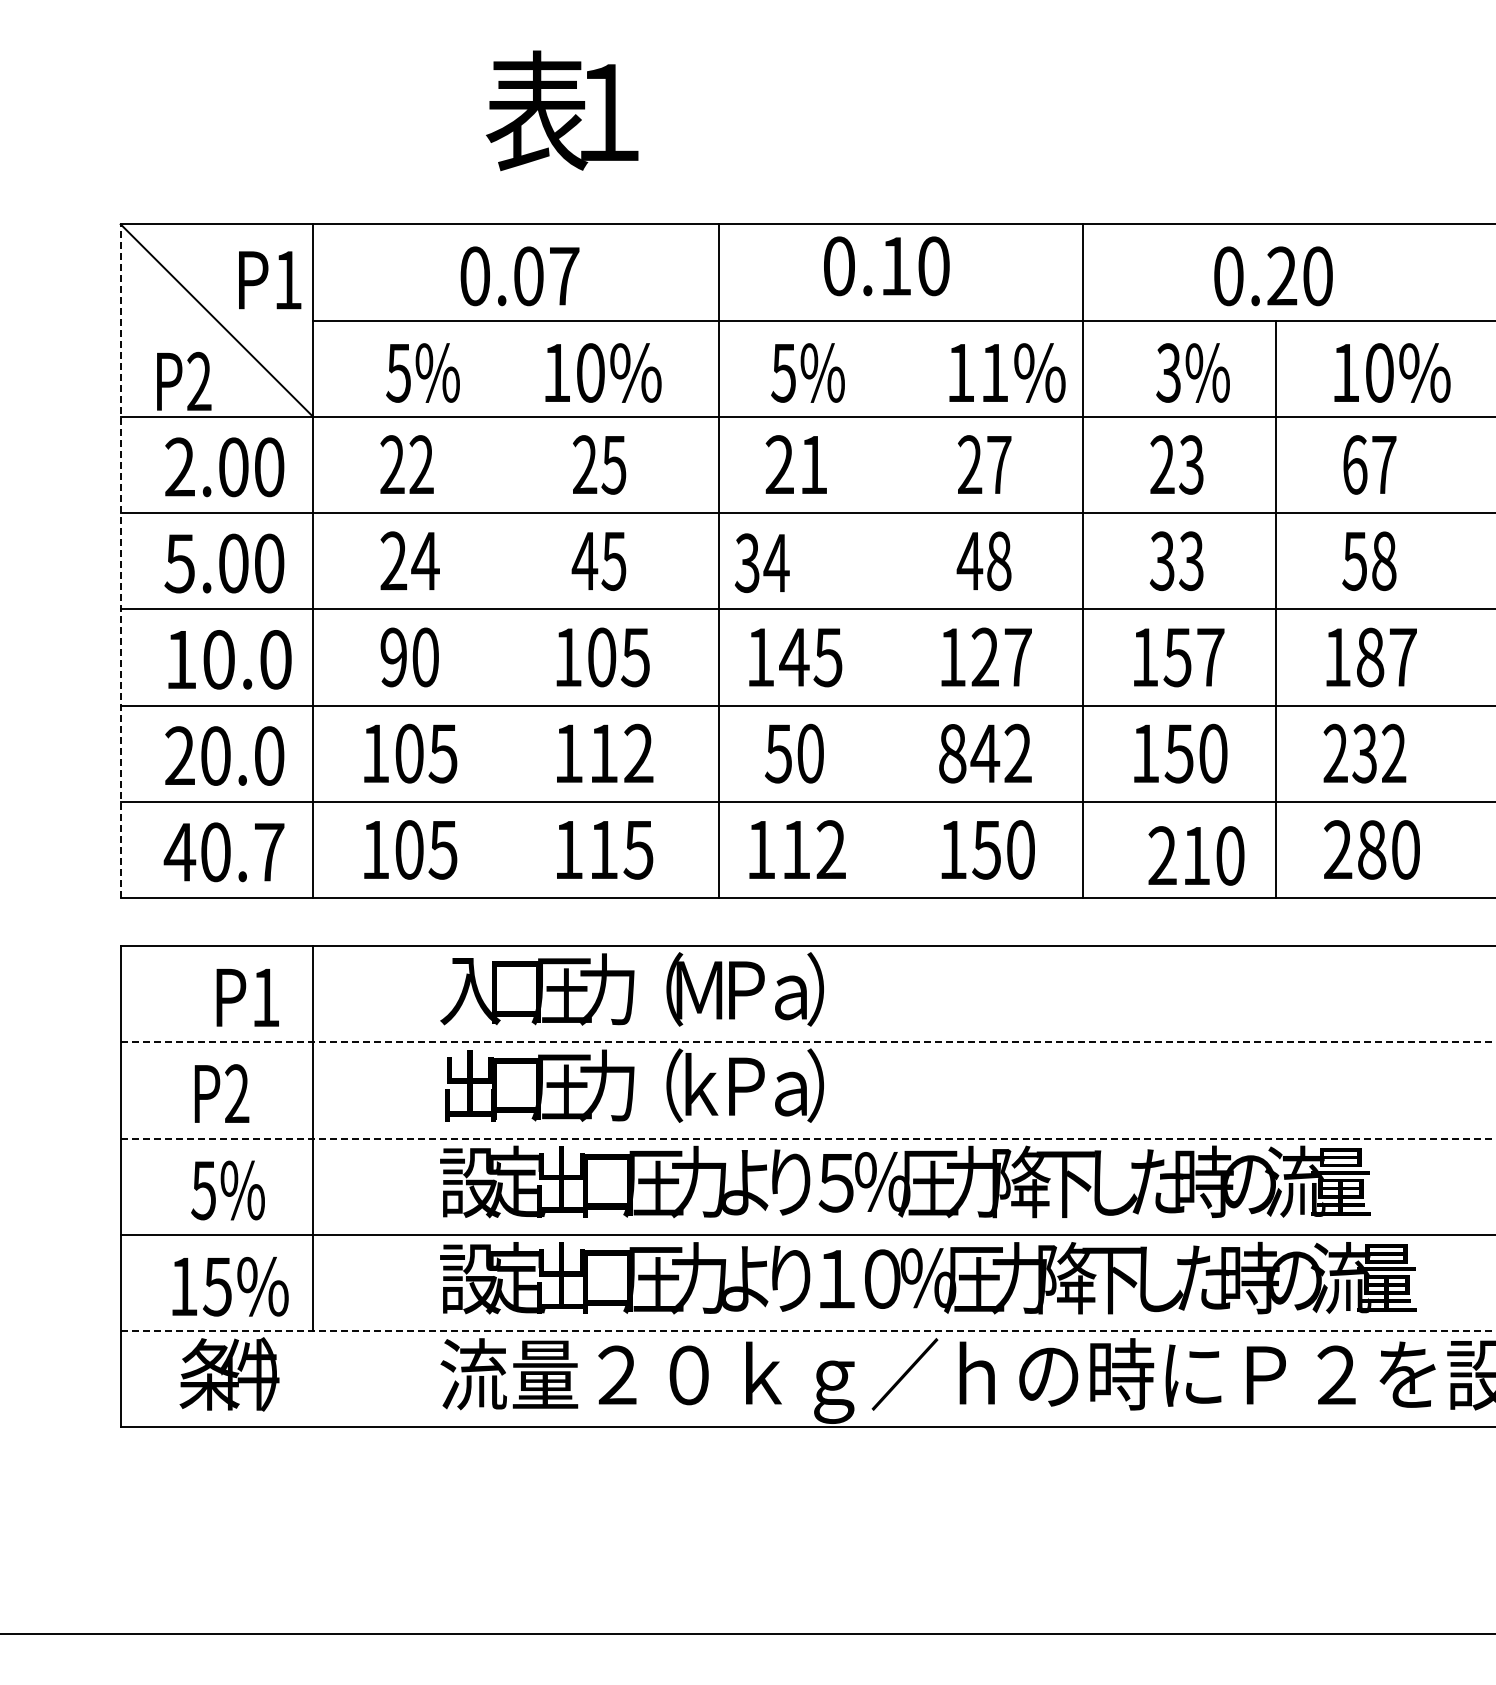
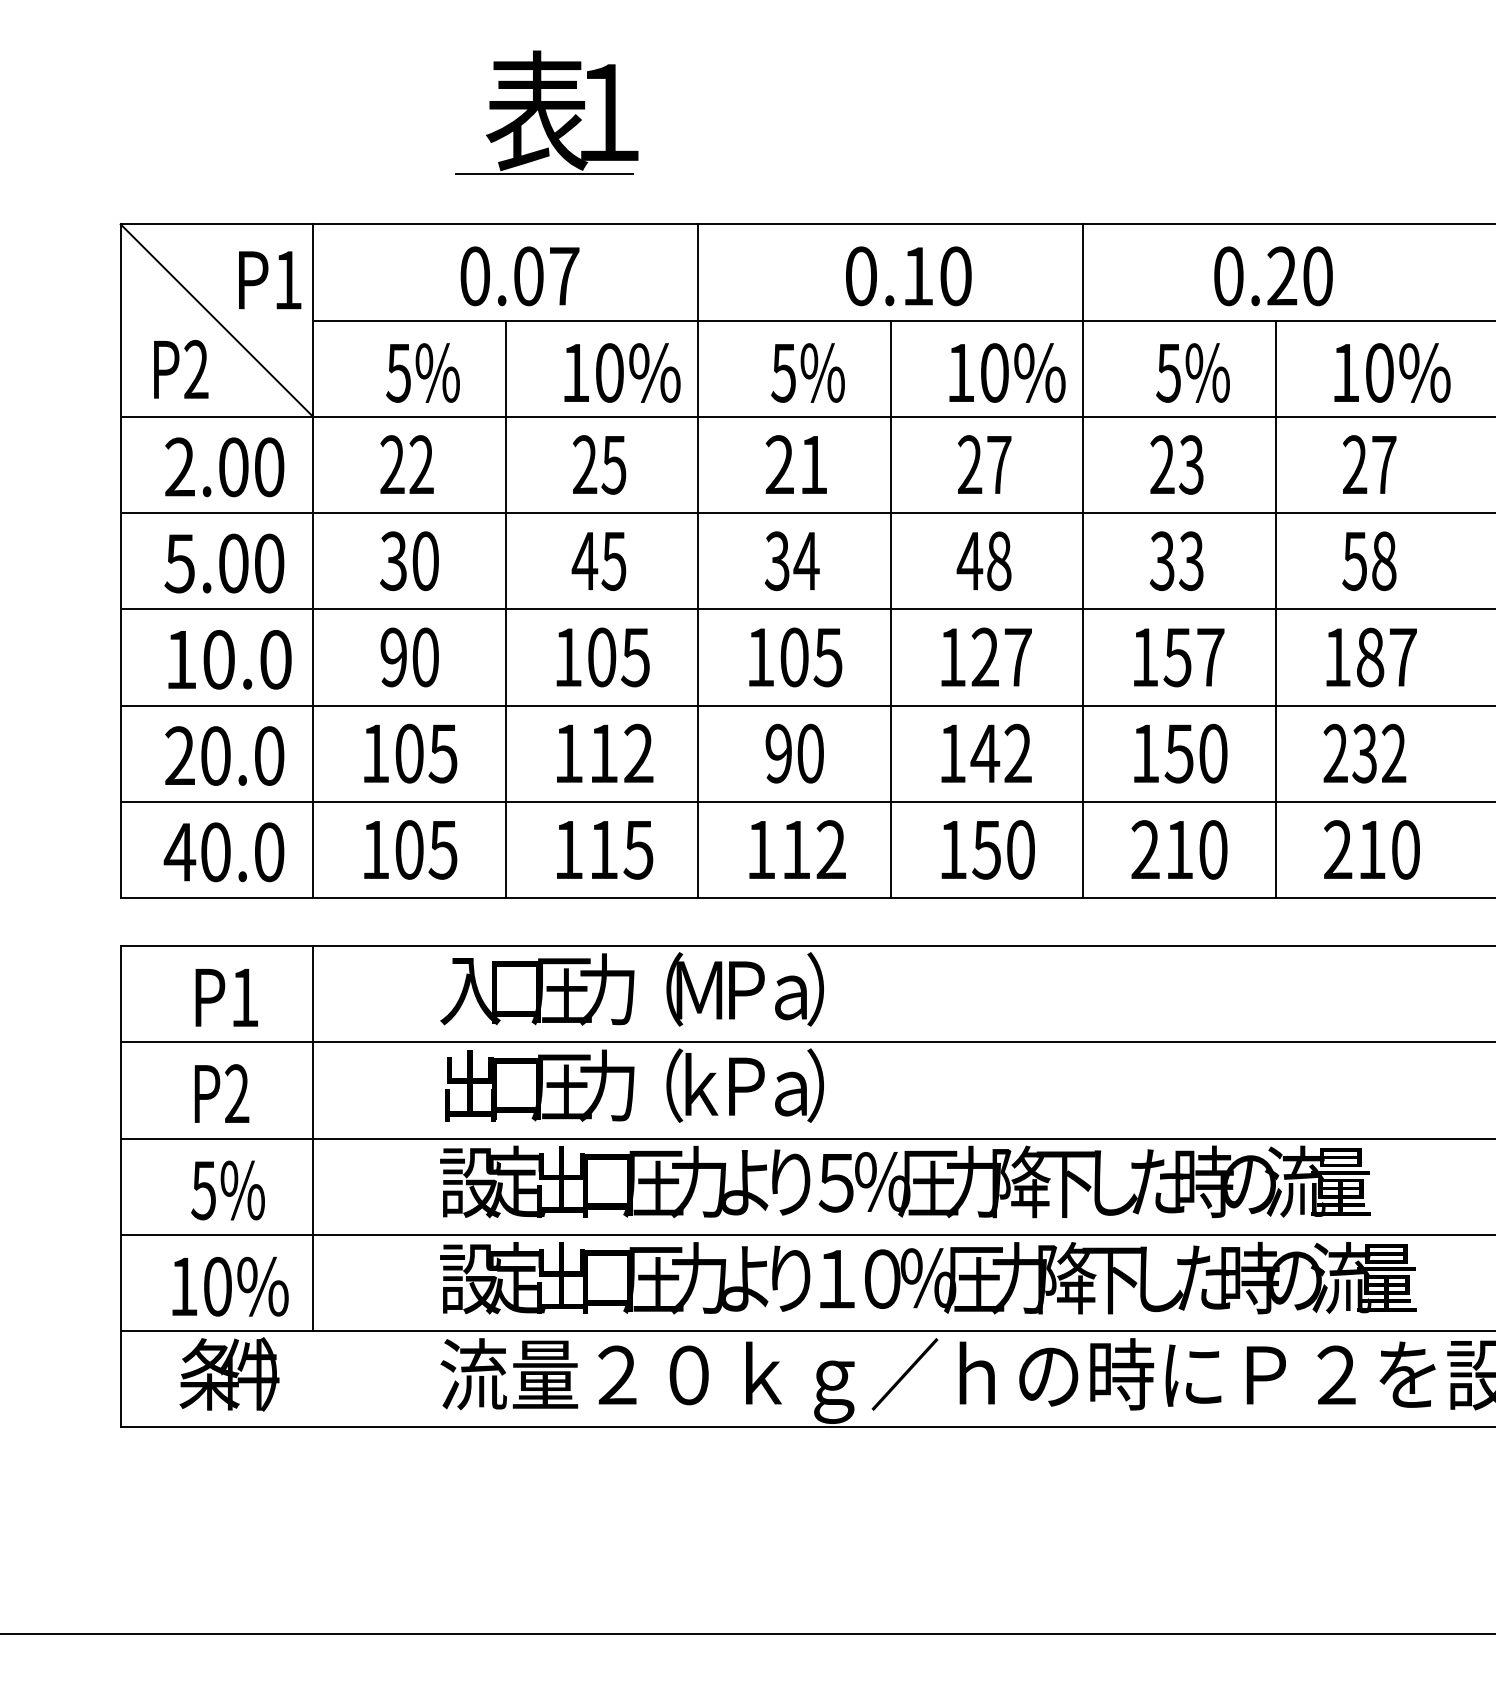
line: none -> present (544, 173)
text position: (886, 266) -> (908, 276) (908, 276)
text position: (603, 372) -> (622, 372) (622, 372)
text: 11 -> 10 (994, 372)
text: 3 -> 5 (1168, 372)
text position: (184, 381) -> (181, 369) (181, 369)
text: 67 -> 27 (1355, 464)
line: dashed -> solid (120, 561)
text: 24 -> 30 (409, 561)
line position: (719, 561) -> (698, 561) (698, 561)
text position: (761, 562) -> (791, 560) (791, 560)
line: none -> present (505, 609)
line: none -> present (890, 609)
text: 145 -> 105 (794, 657)
text: 50 -> 90 (778, 753)
text: 842 -> 142 (952, 753)
text: 280 -> 210 (1372, 849)
text: 40.7 -> 40.0 (269, 852)
text position: (1196, 855) -> (1179, 849) (1179, 849)
text position: (247, 997) -> (226, 997) (226, 997)
line: dashed -> solid (808, 1042)
line: dashed -> solid (808, 1138)
text: 15 -> 10 (217, 1286)
line: dashed -> solid (808, 1331)
